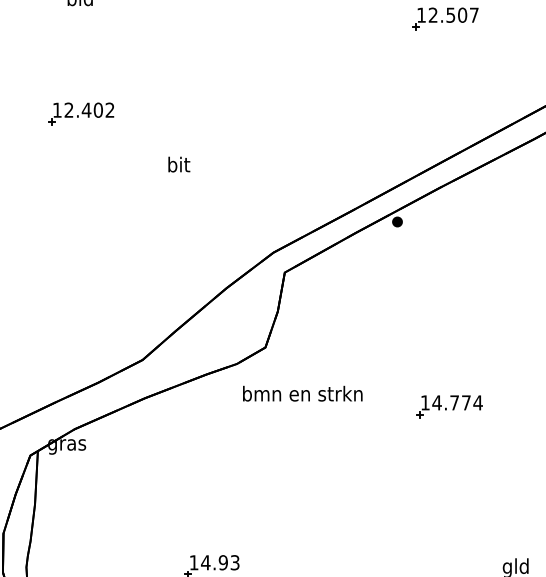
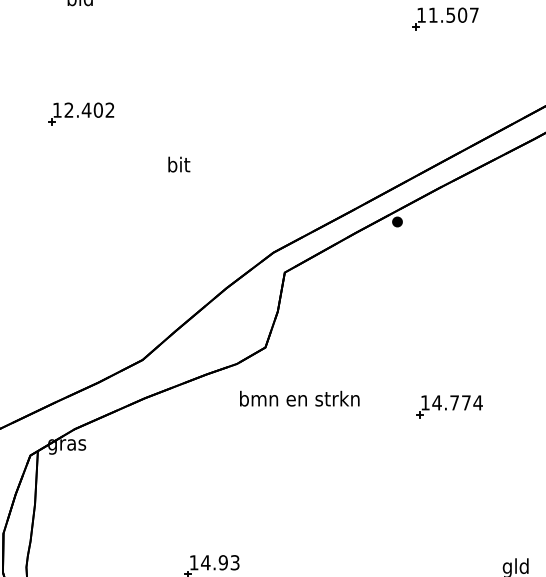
text: 12.507 -> 11.507 (432, 14)
text position: (302, 393) -> (299, 398) (299, 398)
